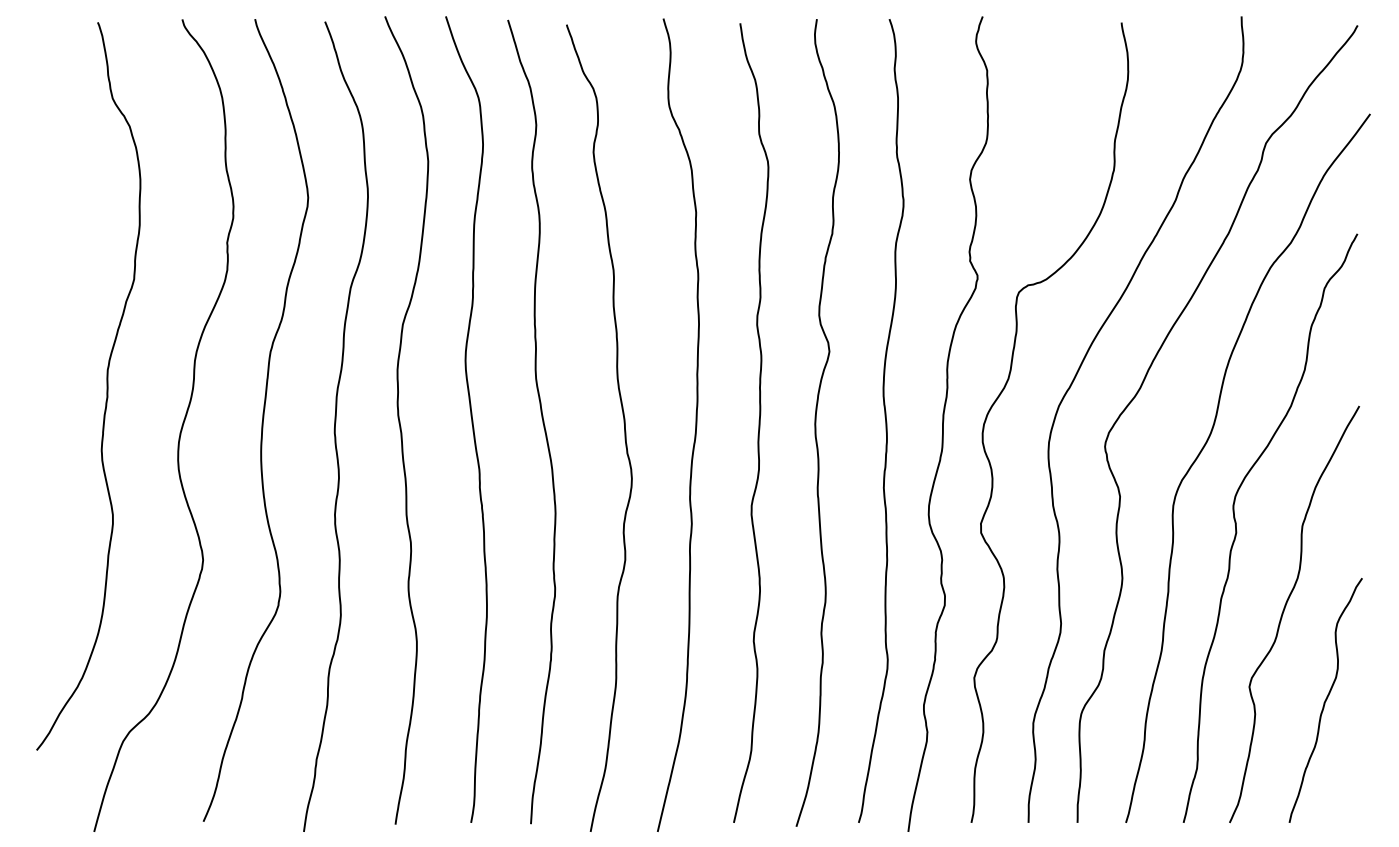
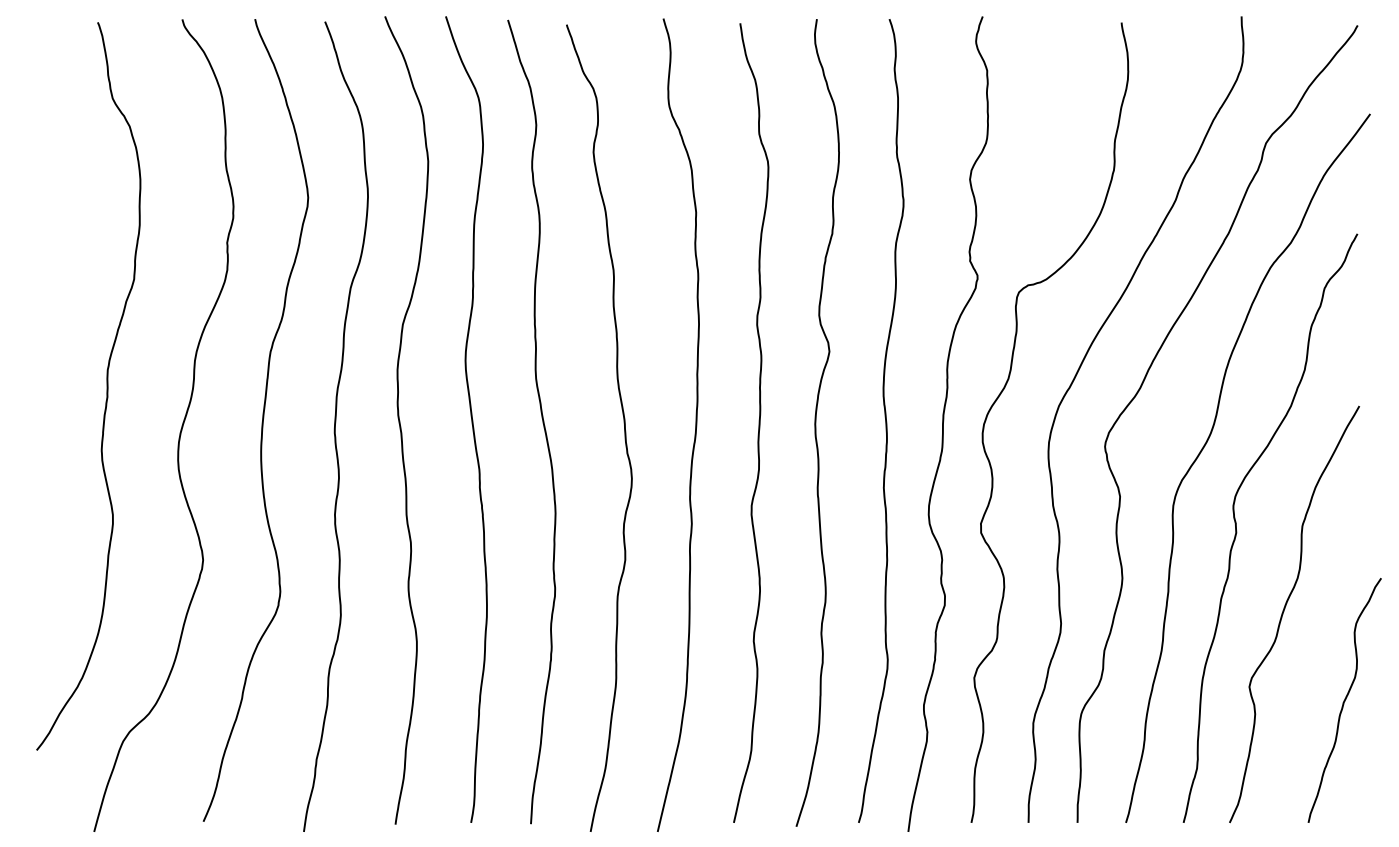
curve position: (1325, 700) -> (1344, 700) (1344, 700)
